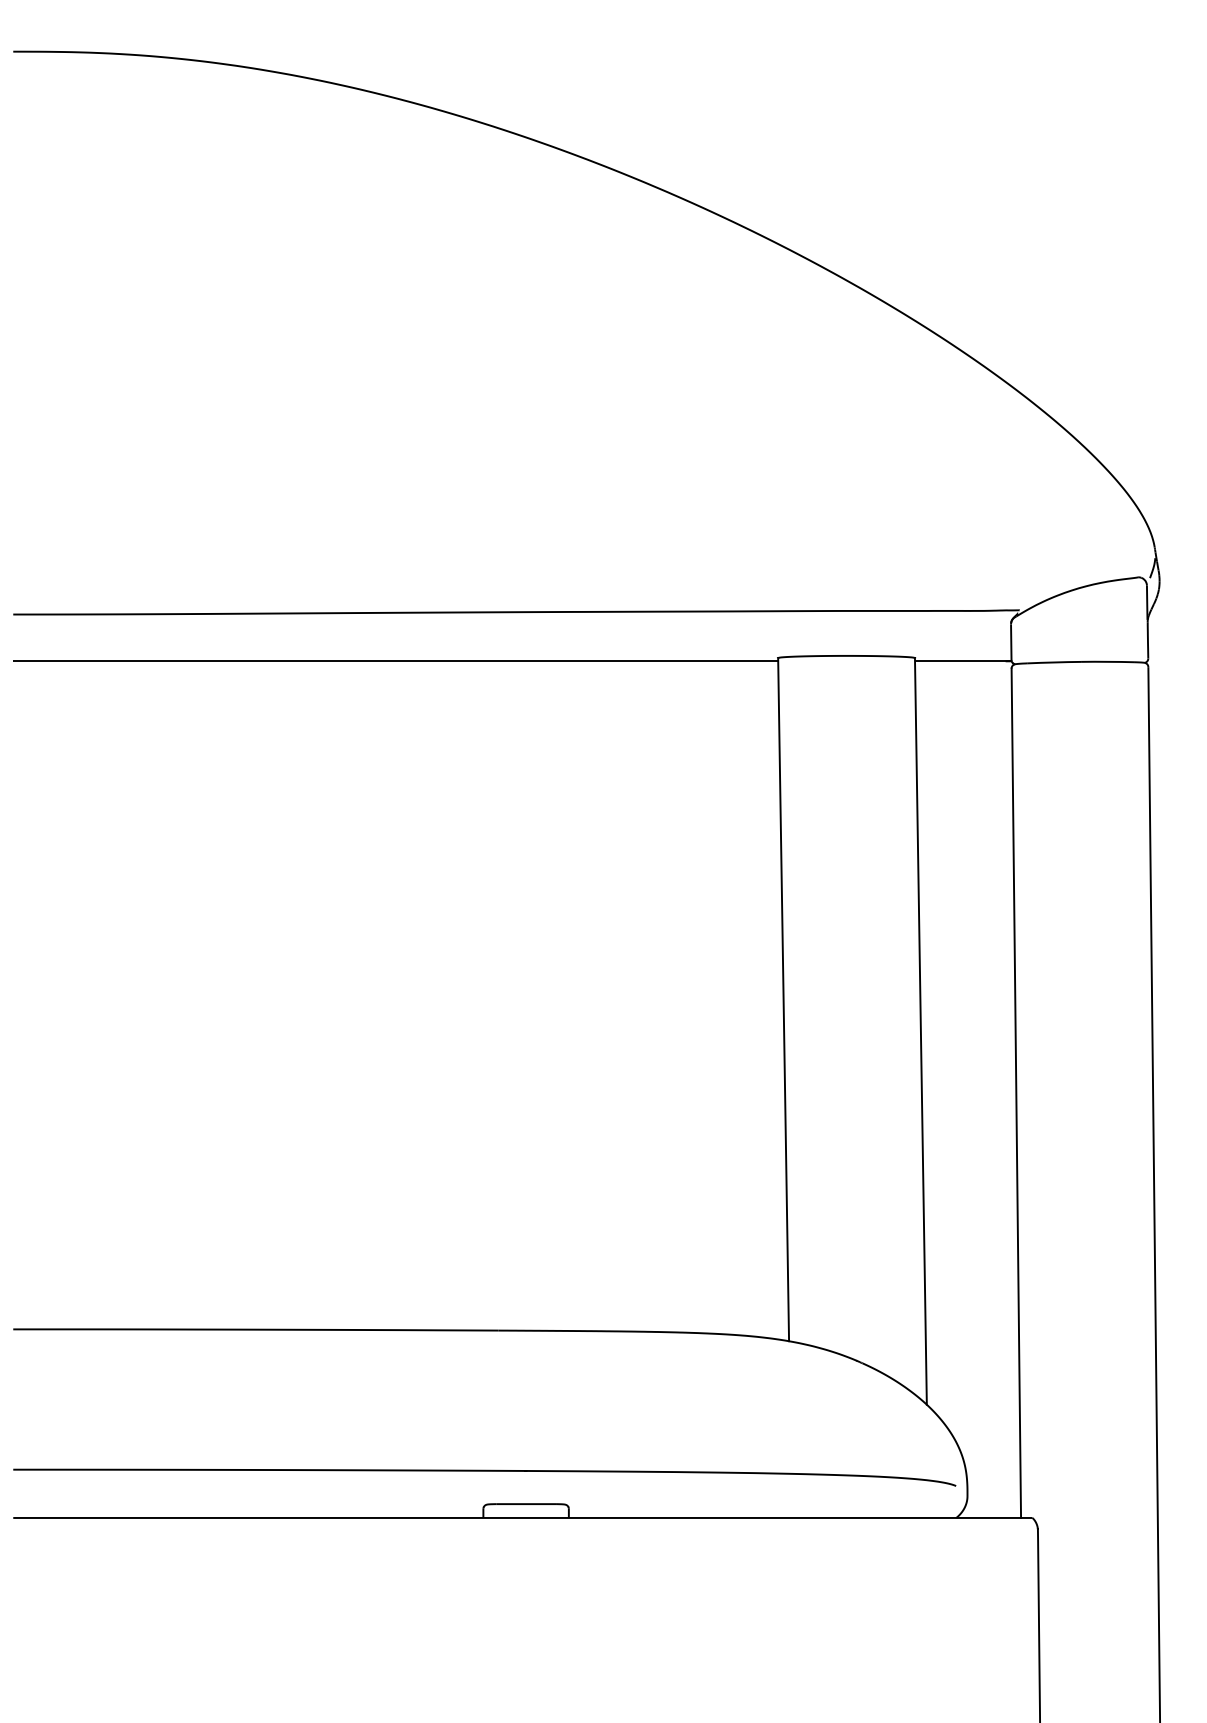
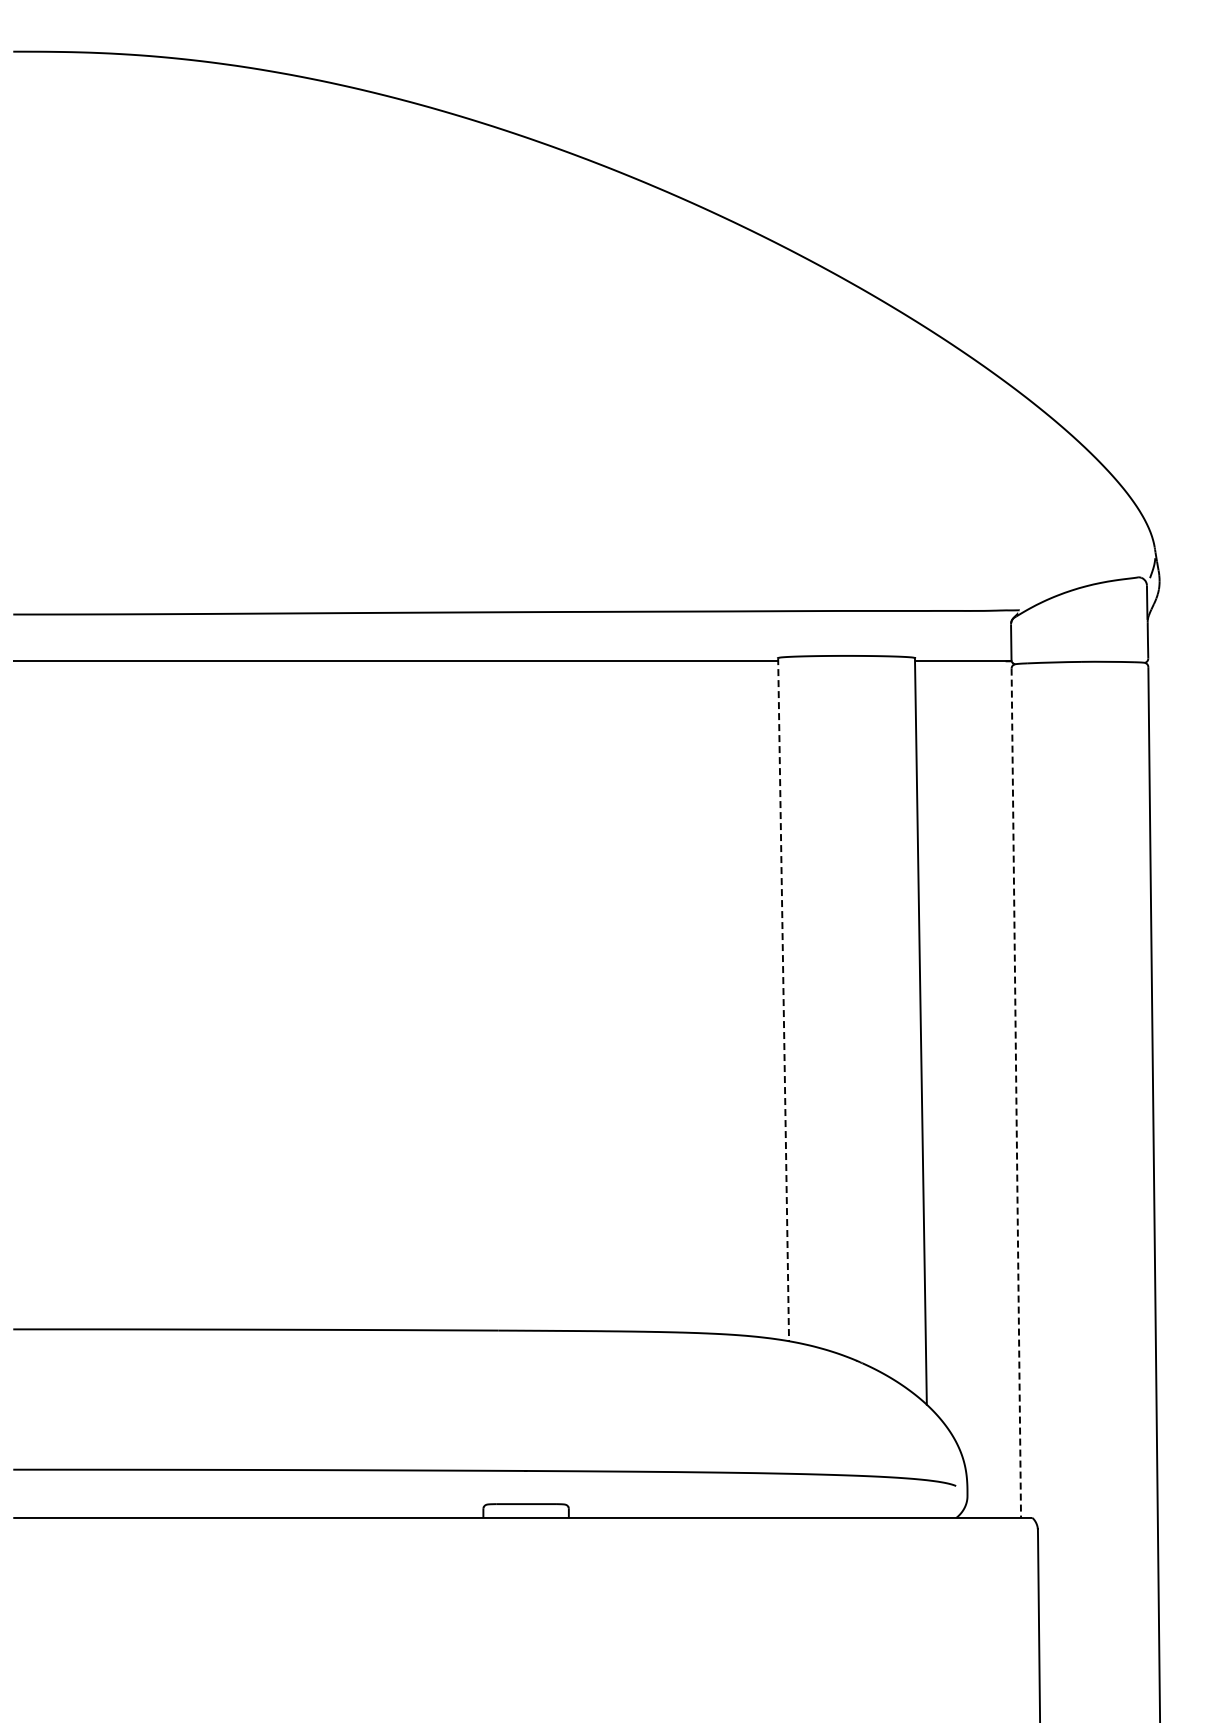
line: solid -> dashed (783, 999)
line: solid -> dashed (1016, 1093)
